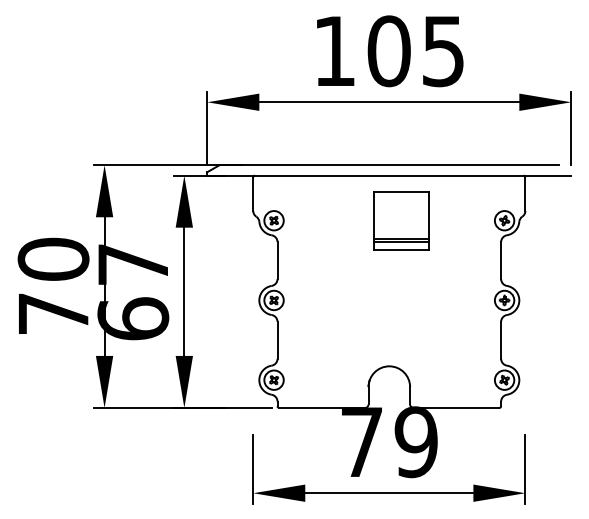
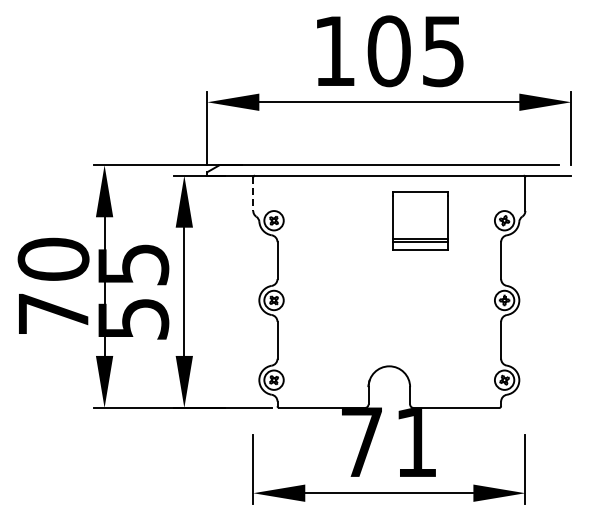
line: solid -> dashed (253, 194)
part position: (401, 220) -> (420, 220) (420, 220)
text: 67 -> 55 (133, 292)
text: 79 -> 71 (415, 442)
